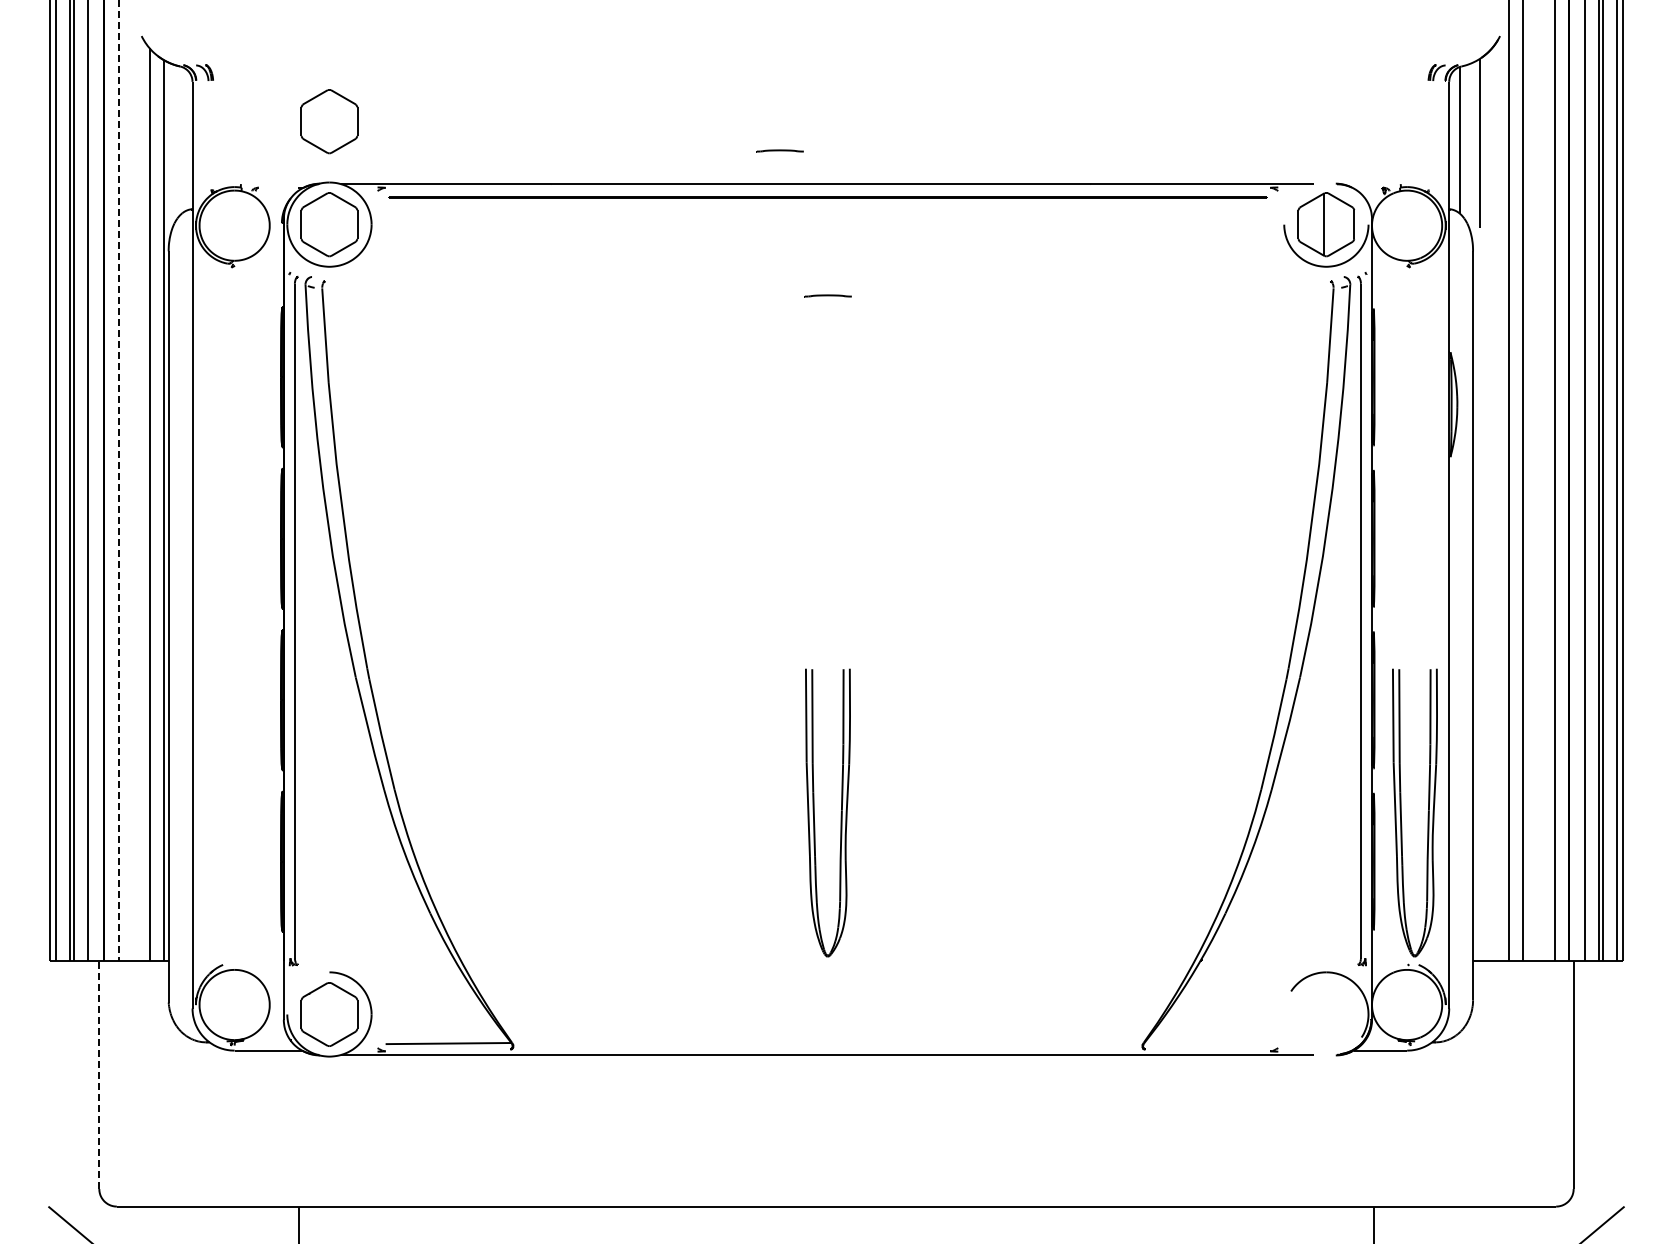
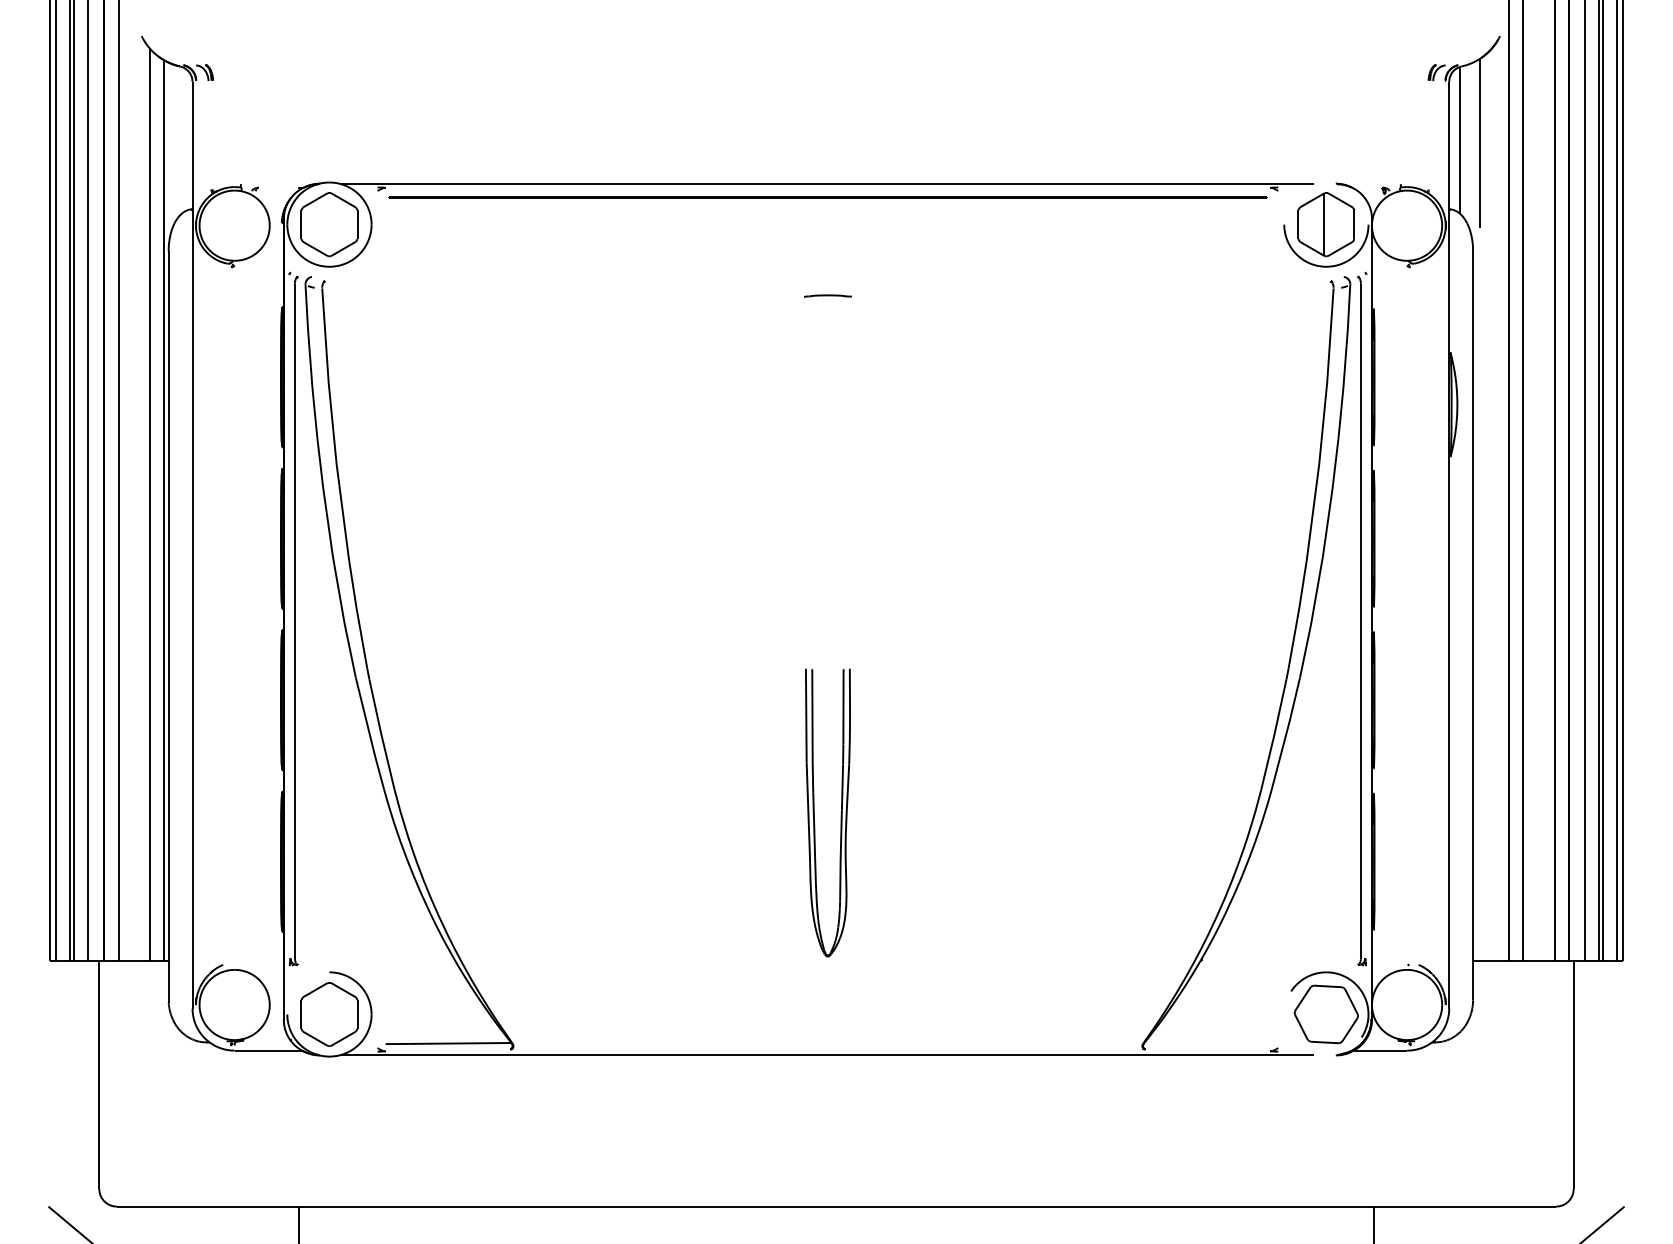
part: present -> none (329, 121)
line: present -> none (779, 150)
line: dashed -> solid (118, 481)
part: present -> none (1401, 812)
part: none -> present (1325, 1014)
line: dashed -> solid (99, 1074)
